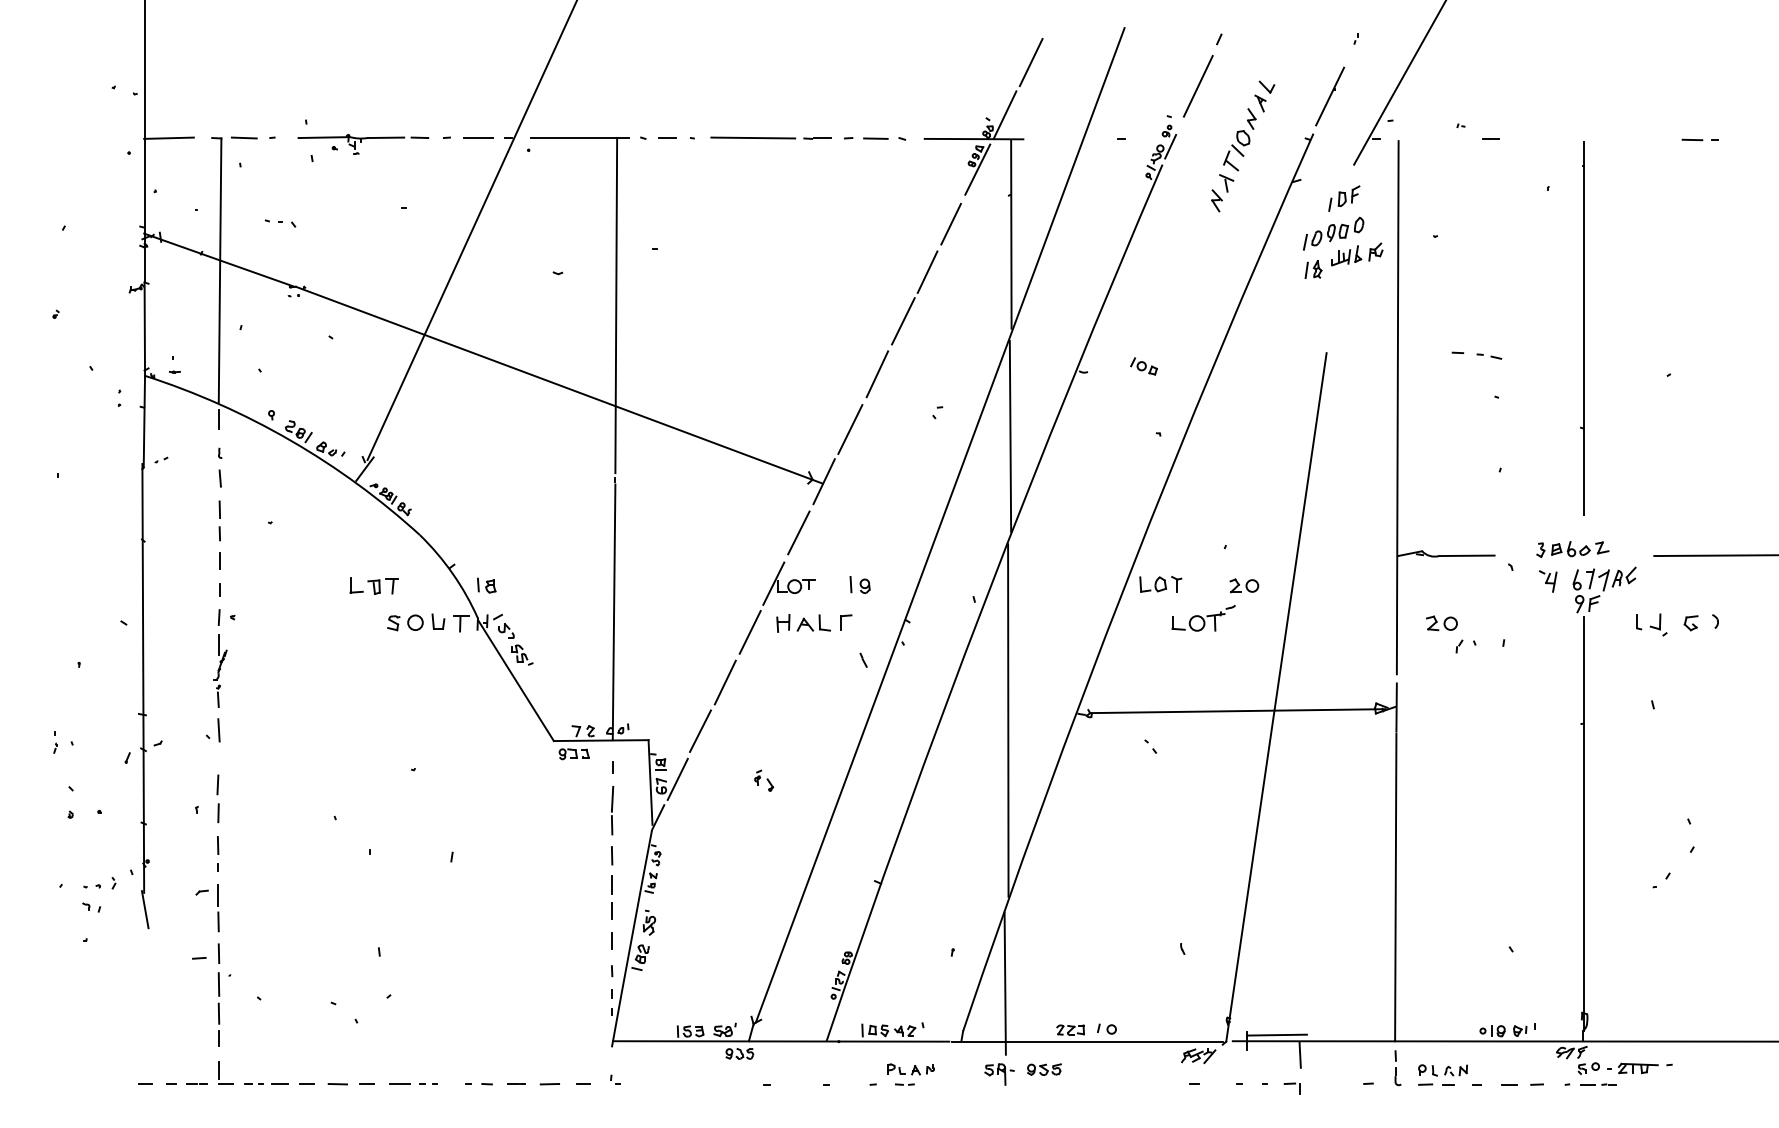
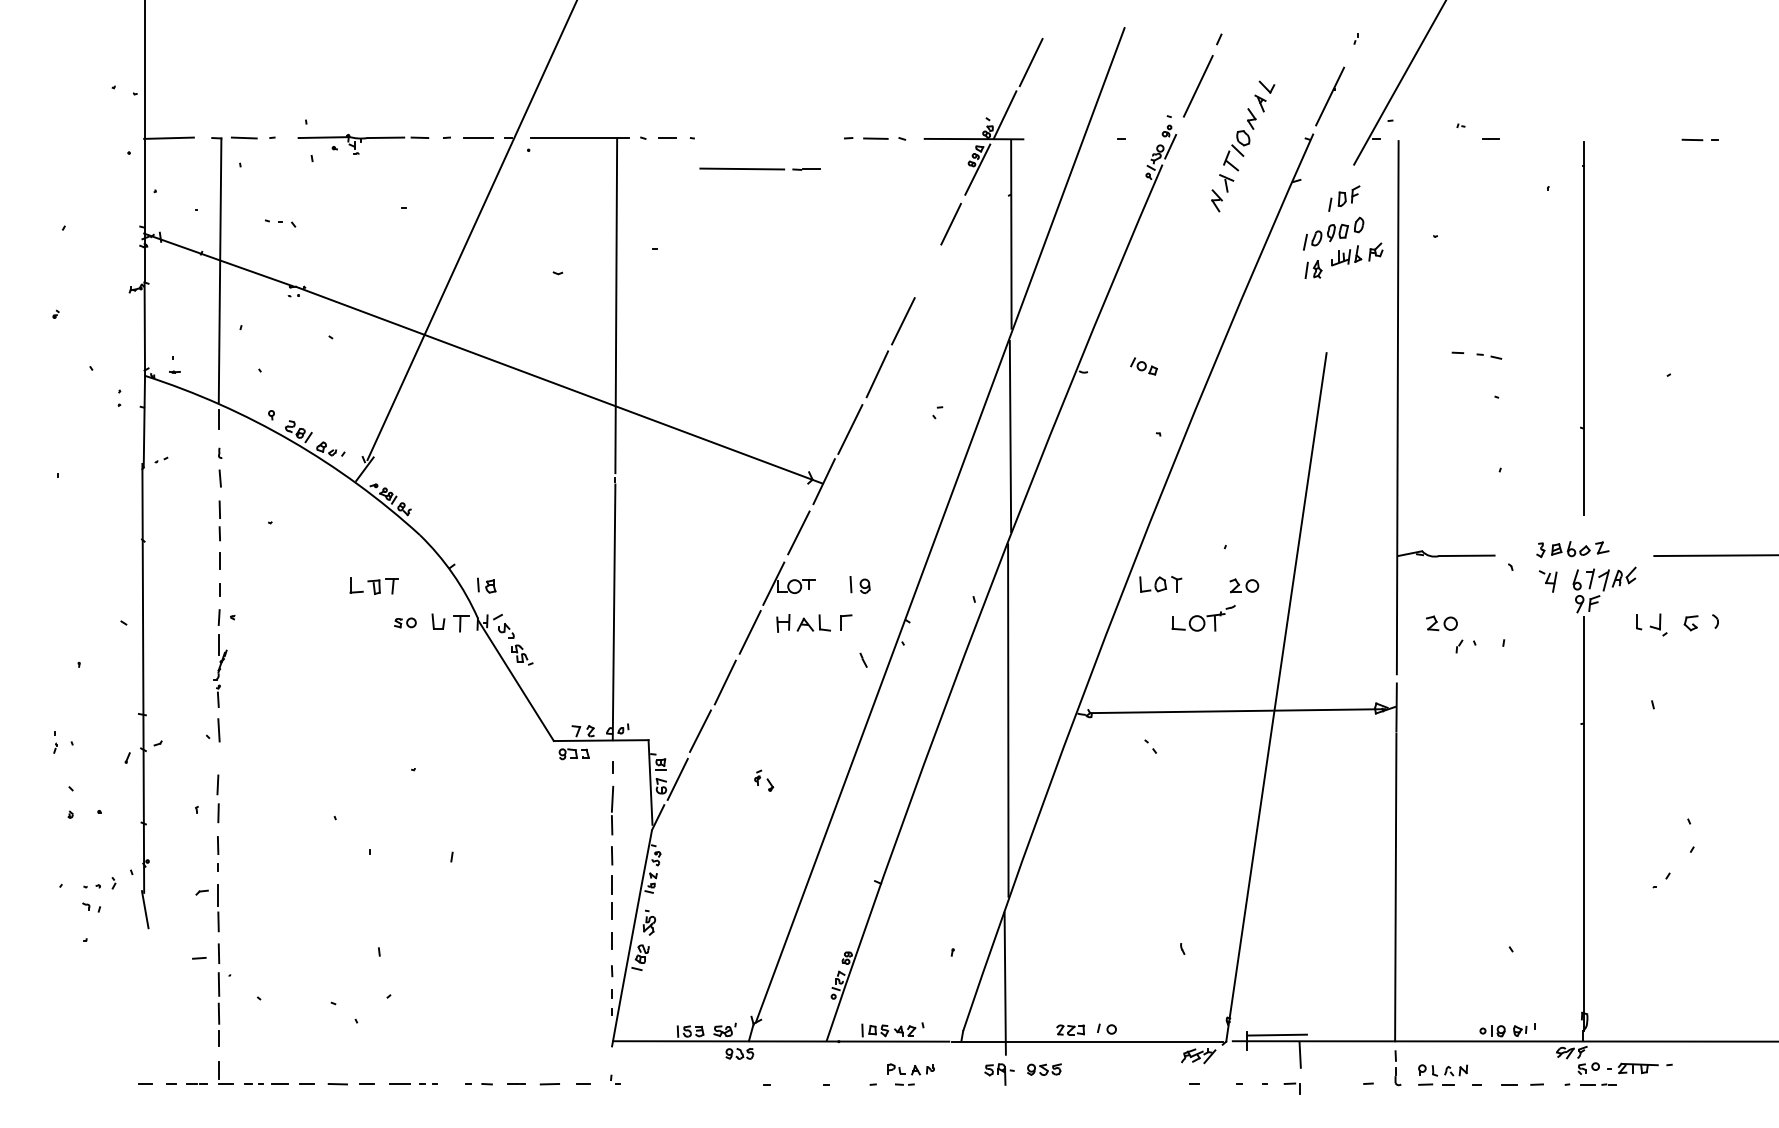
line position: (770, 137) -> (759, 168) (759, 168)
line: present -> none (927, 271)
part size: 37x18 px -> 23x12 px (405, 622)
